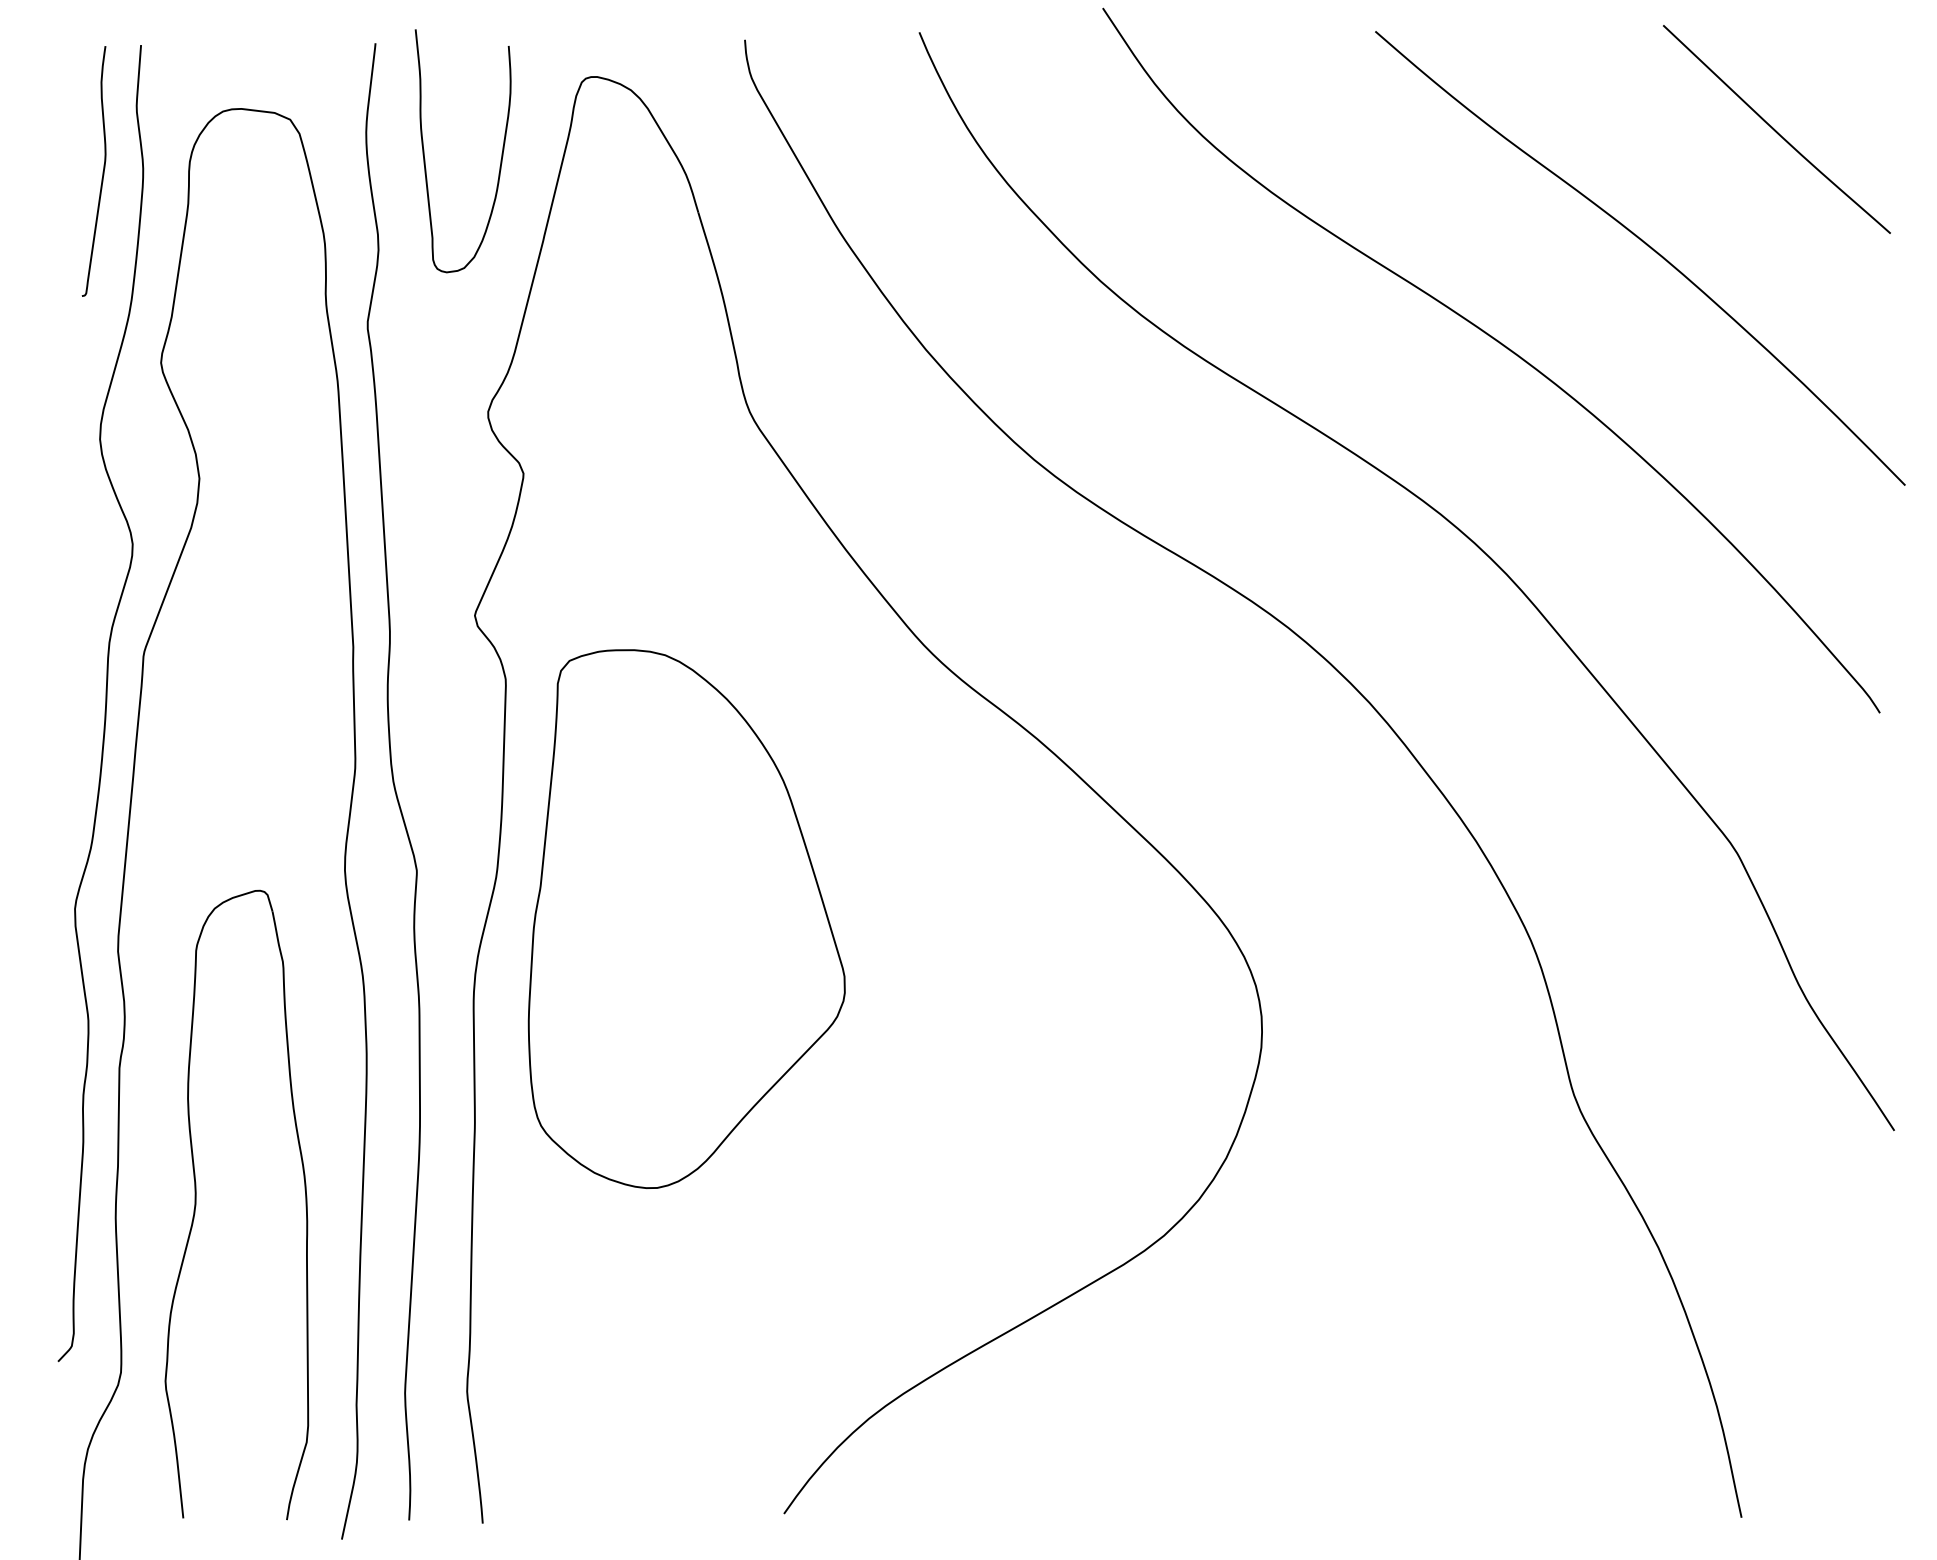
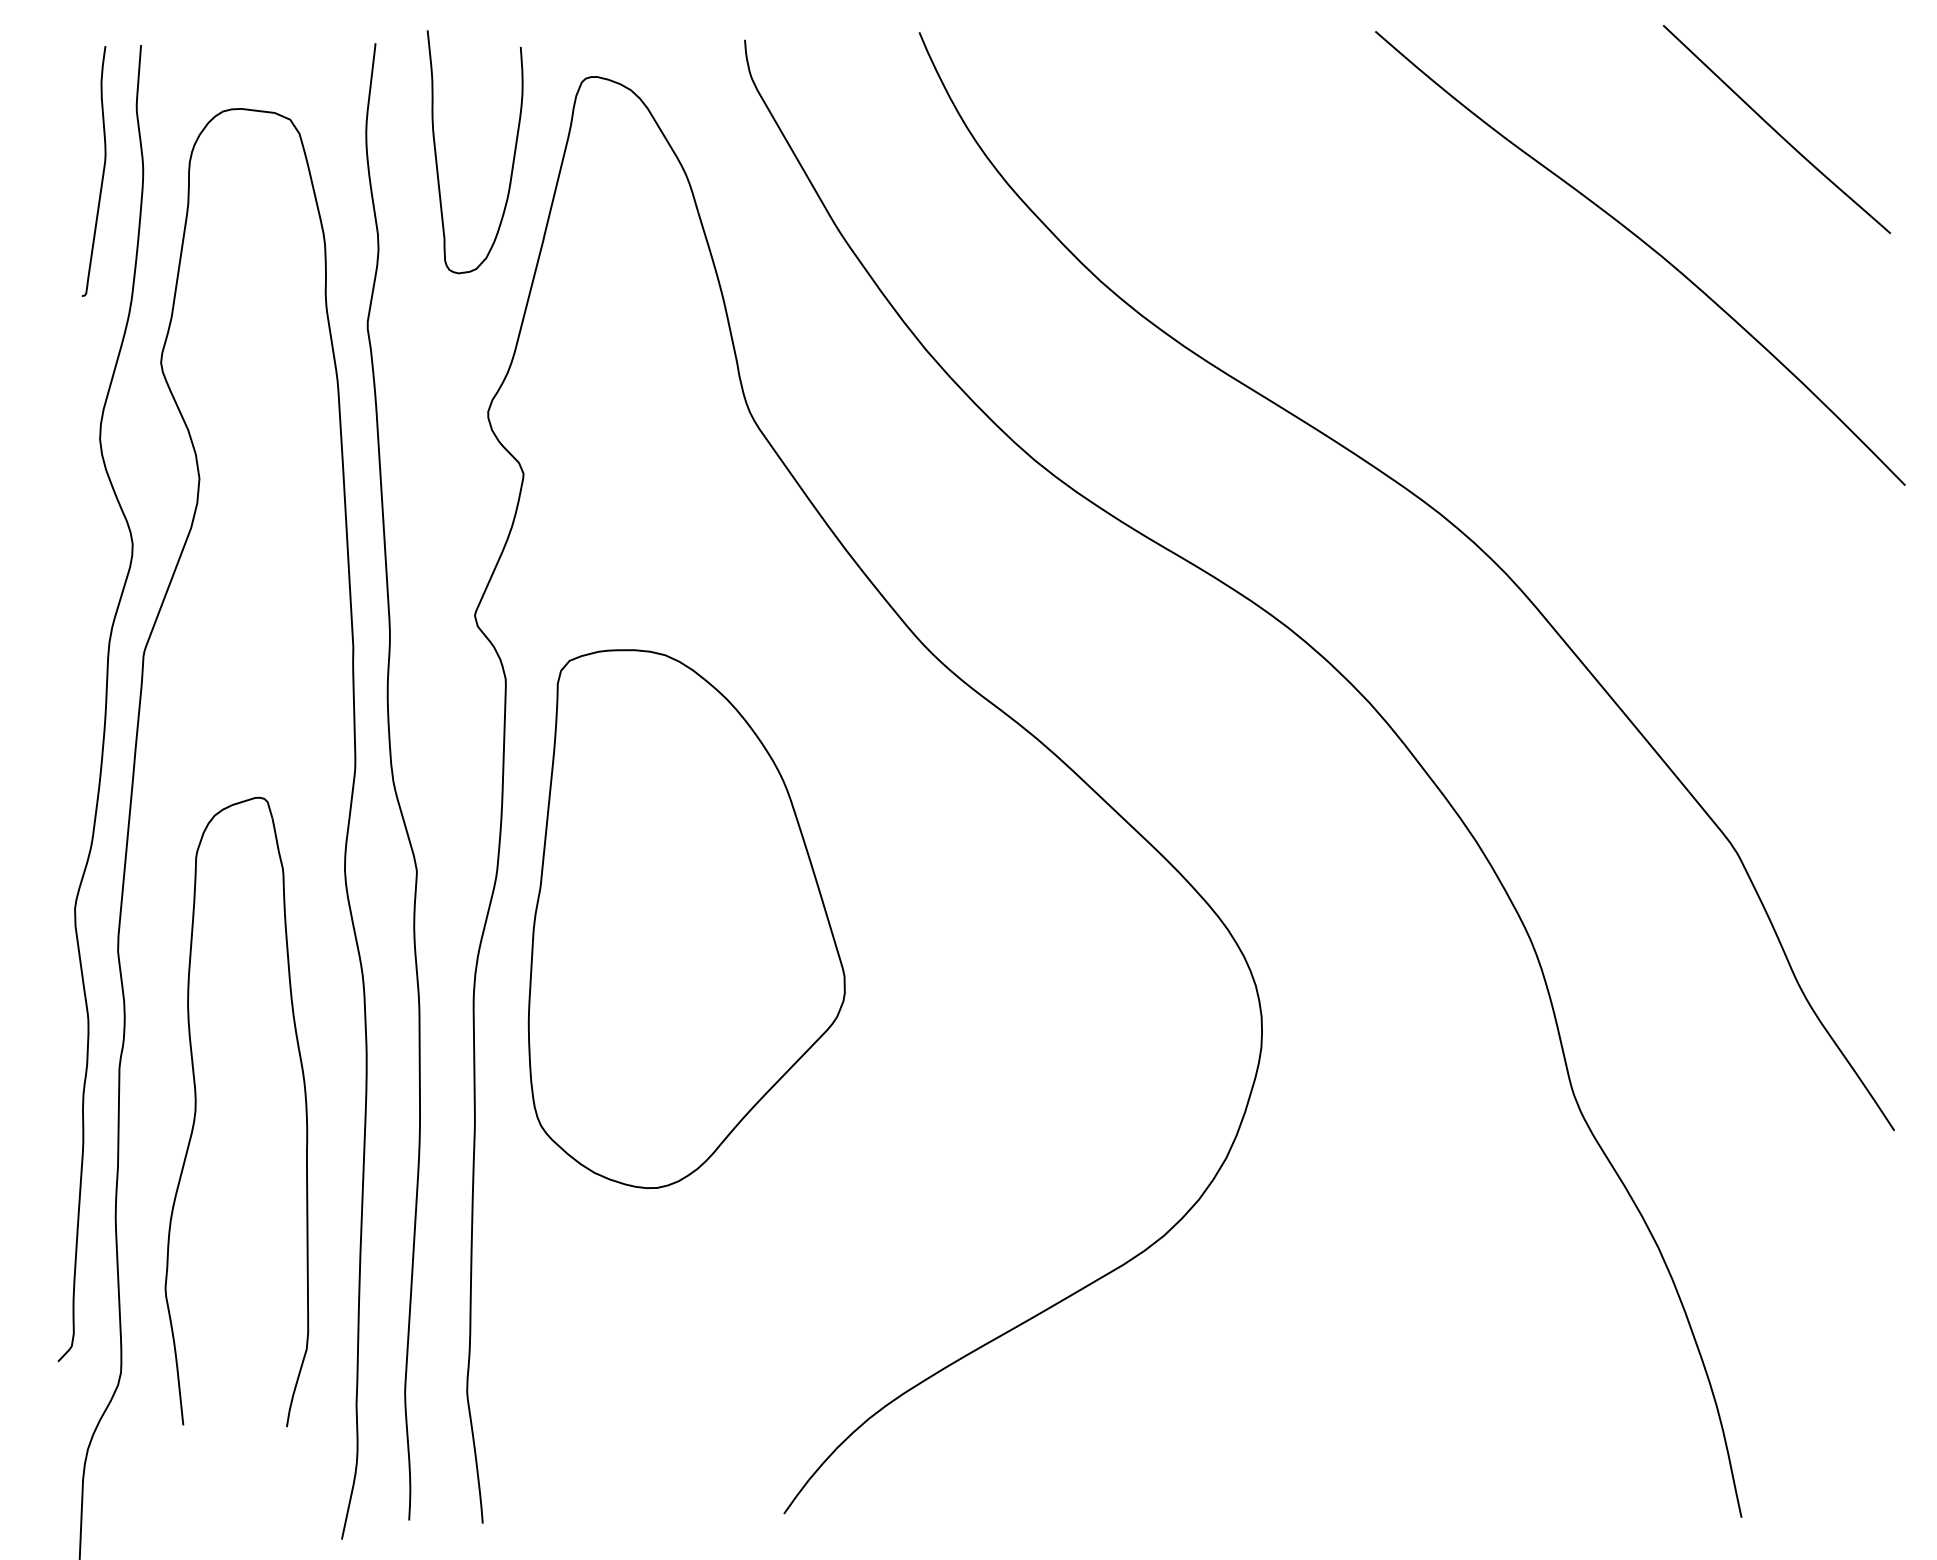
curve position: (425, 159) -> (437, 160) (437, 160)
curve: present -> none (1500, 344)
part position: (196, 1204) -> (196, 1111) (196, 1111)
